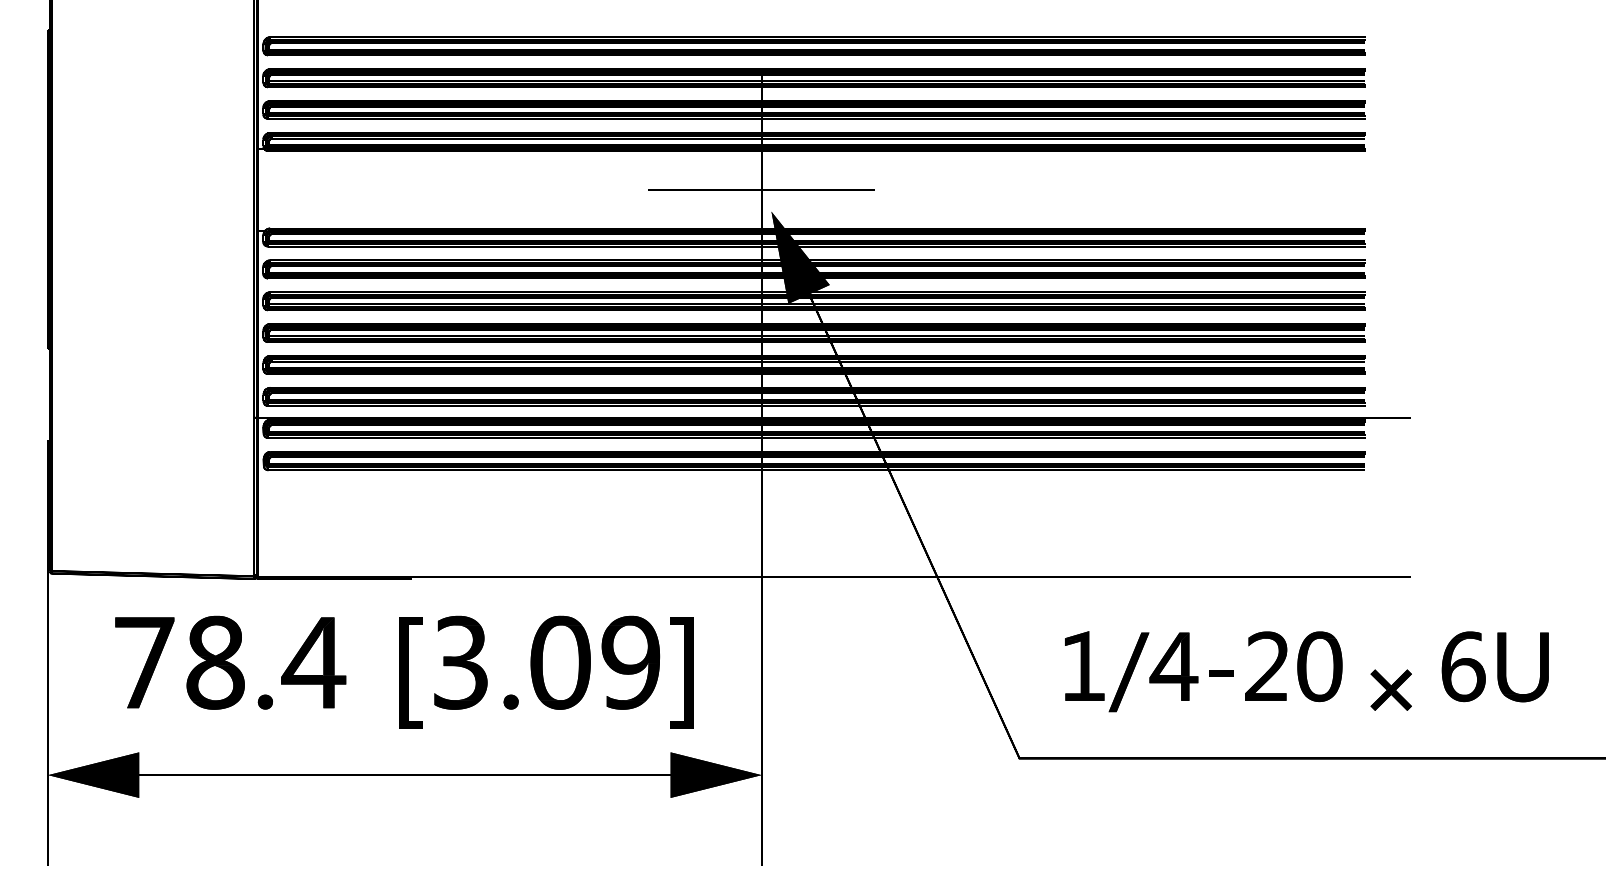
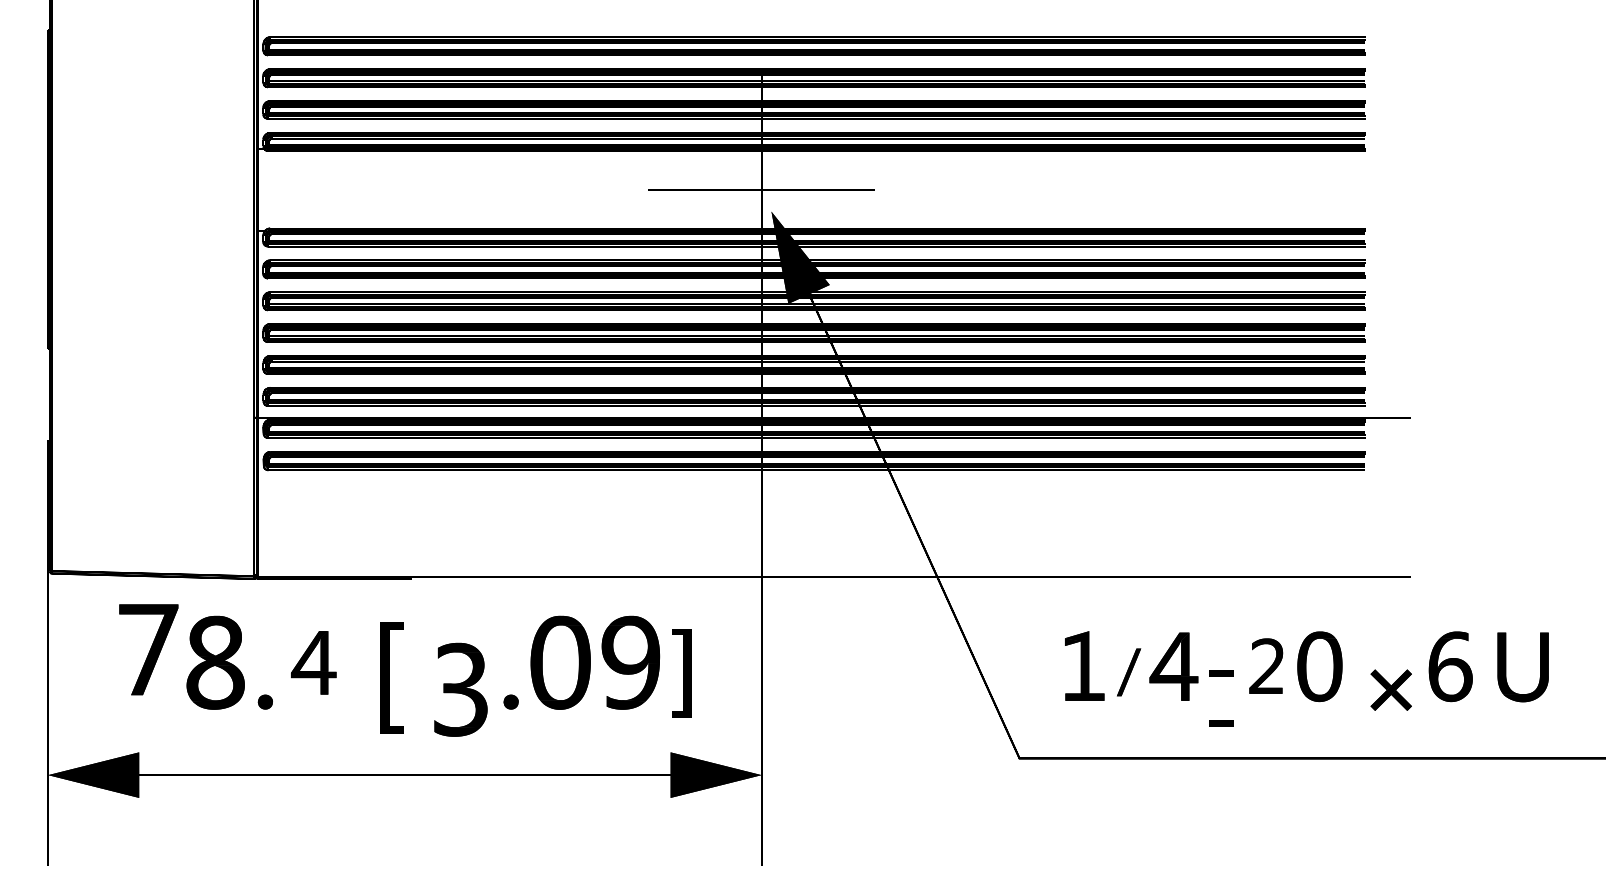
part position: (144, 662) -> (148, 649) (148, 649)
part size: 66x92 px -> 46x64 px (313, 662)
part position: (460, 662) -> (460, 689) (460, 689)
part size: 43x70 px -> 35x56 px (1266, 665)
part position: (1463, 666) -> (1450, 666) (1450, 666)
part position: (410, 672) -> (391, 677) (391, 677)
part size: 24x112 px -> 20x89 px (681, 673)
part size: 42x81 px -> 25x49 px (1129, 672)
part: none -> present (1221, 723)
